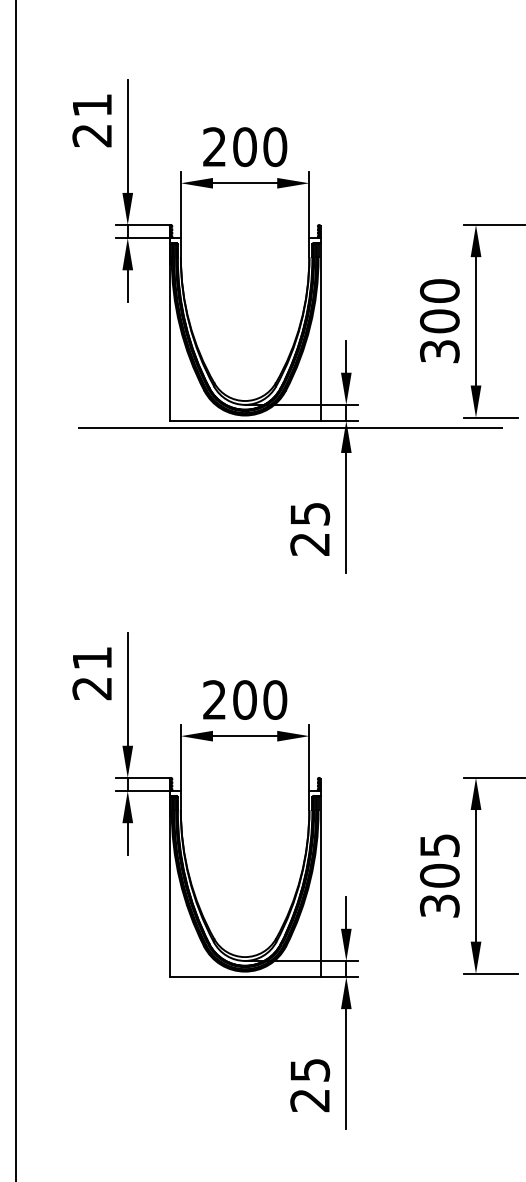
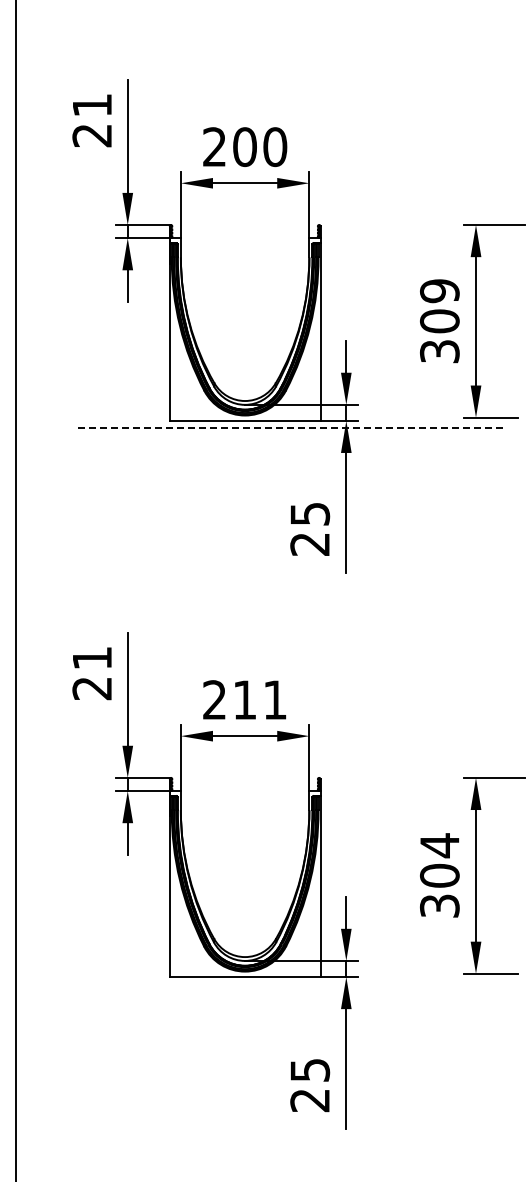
text: 300 -> 309 (439, 291)
line: solid -> dashed (290, 428)
text: 200 -> 211 (260, 699)
text: 305 -> 304 (439, 845)
